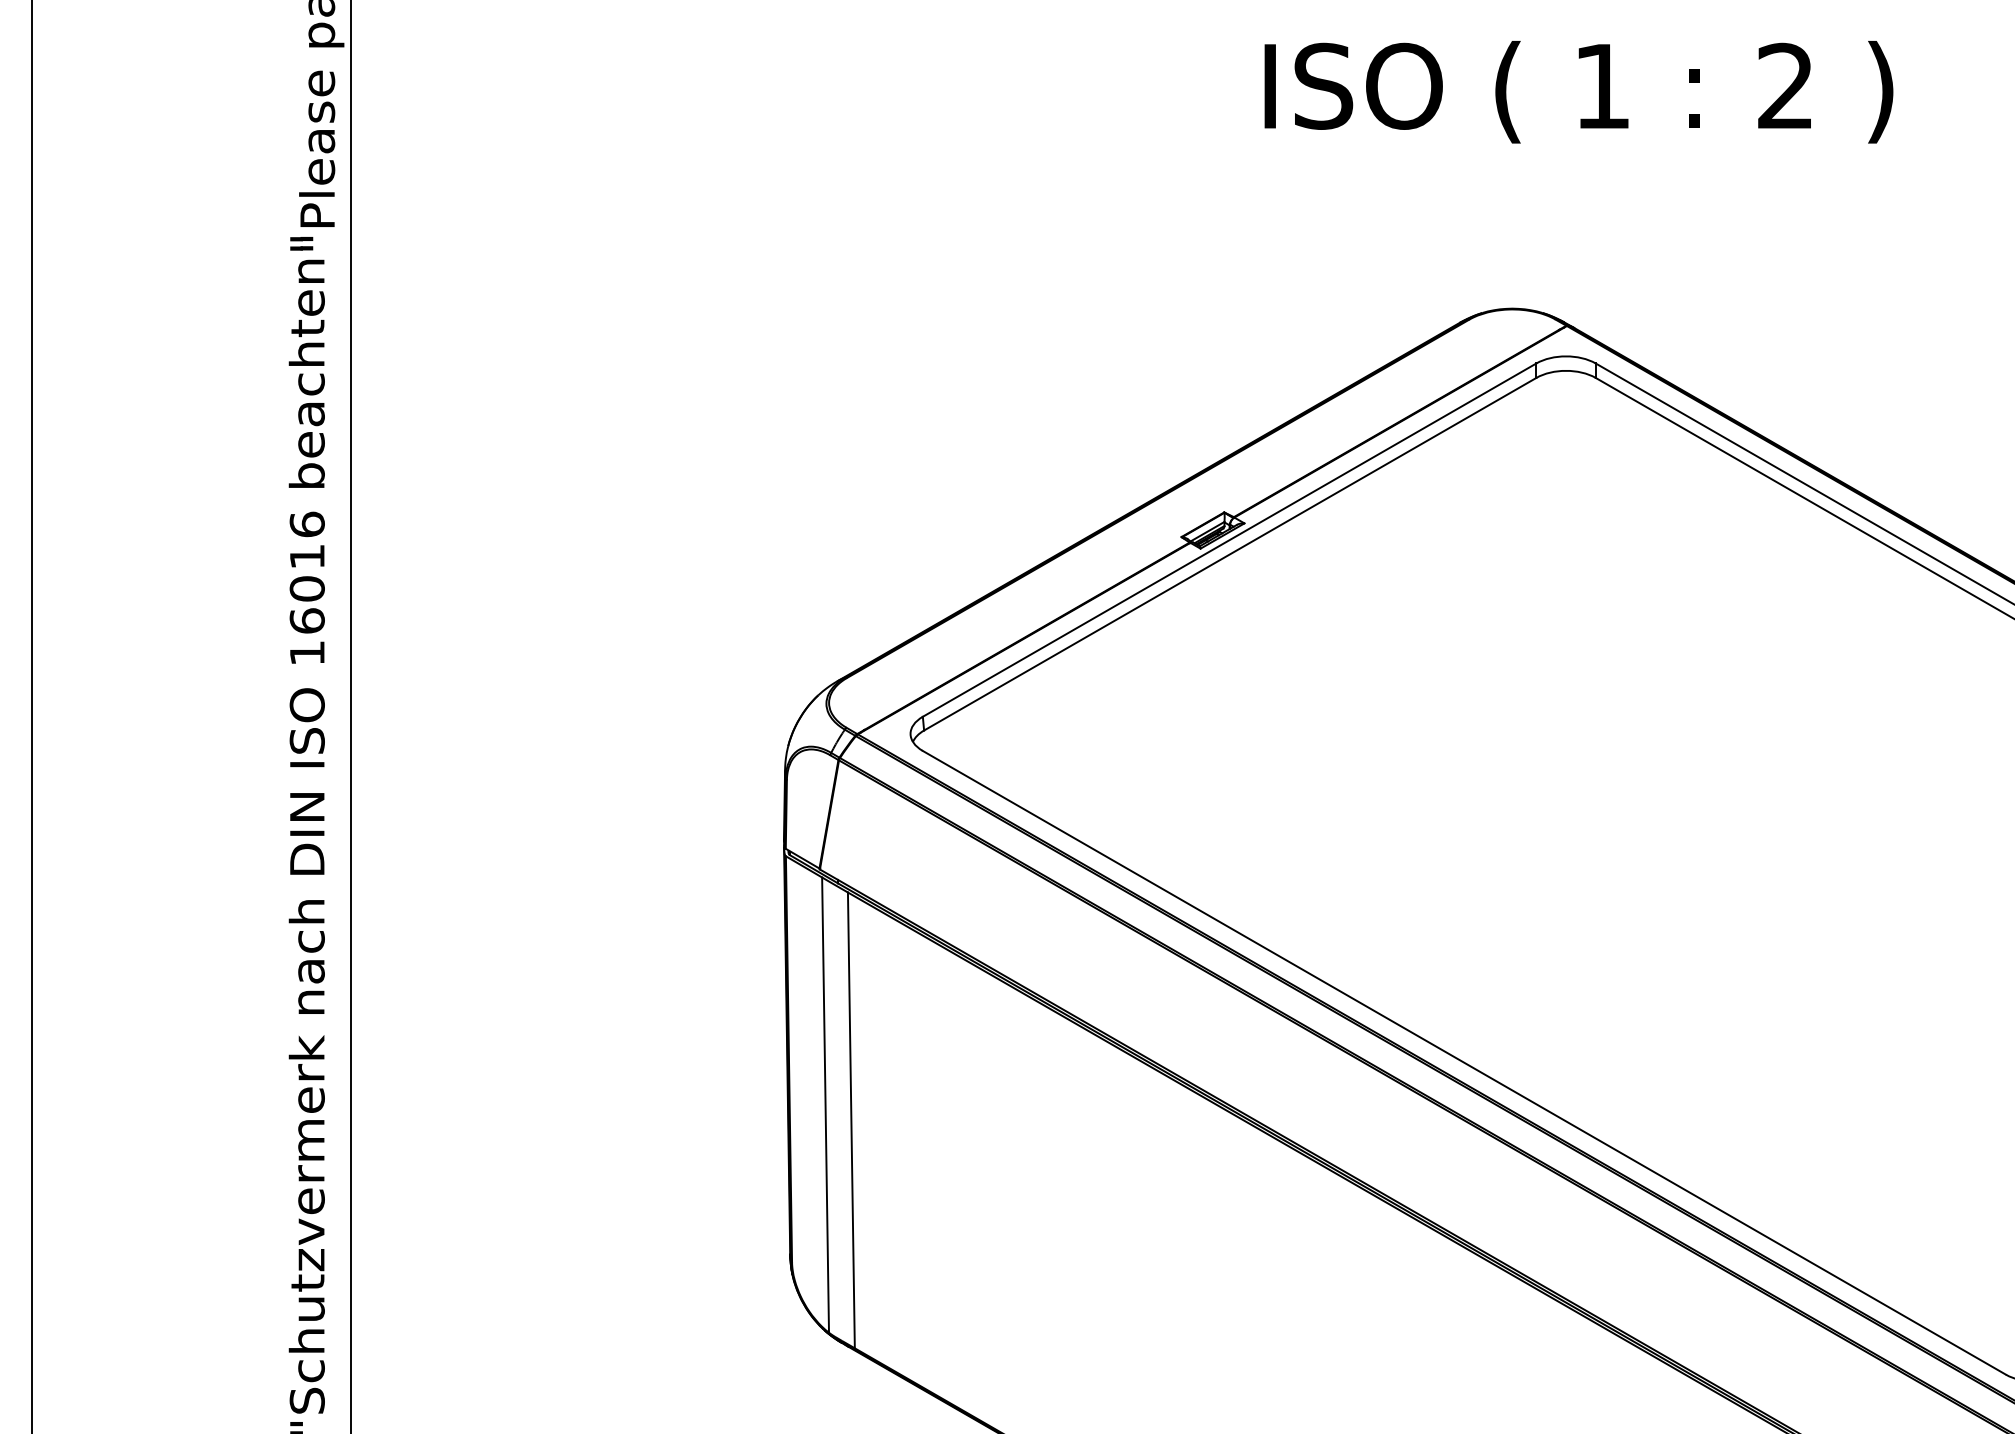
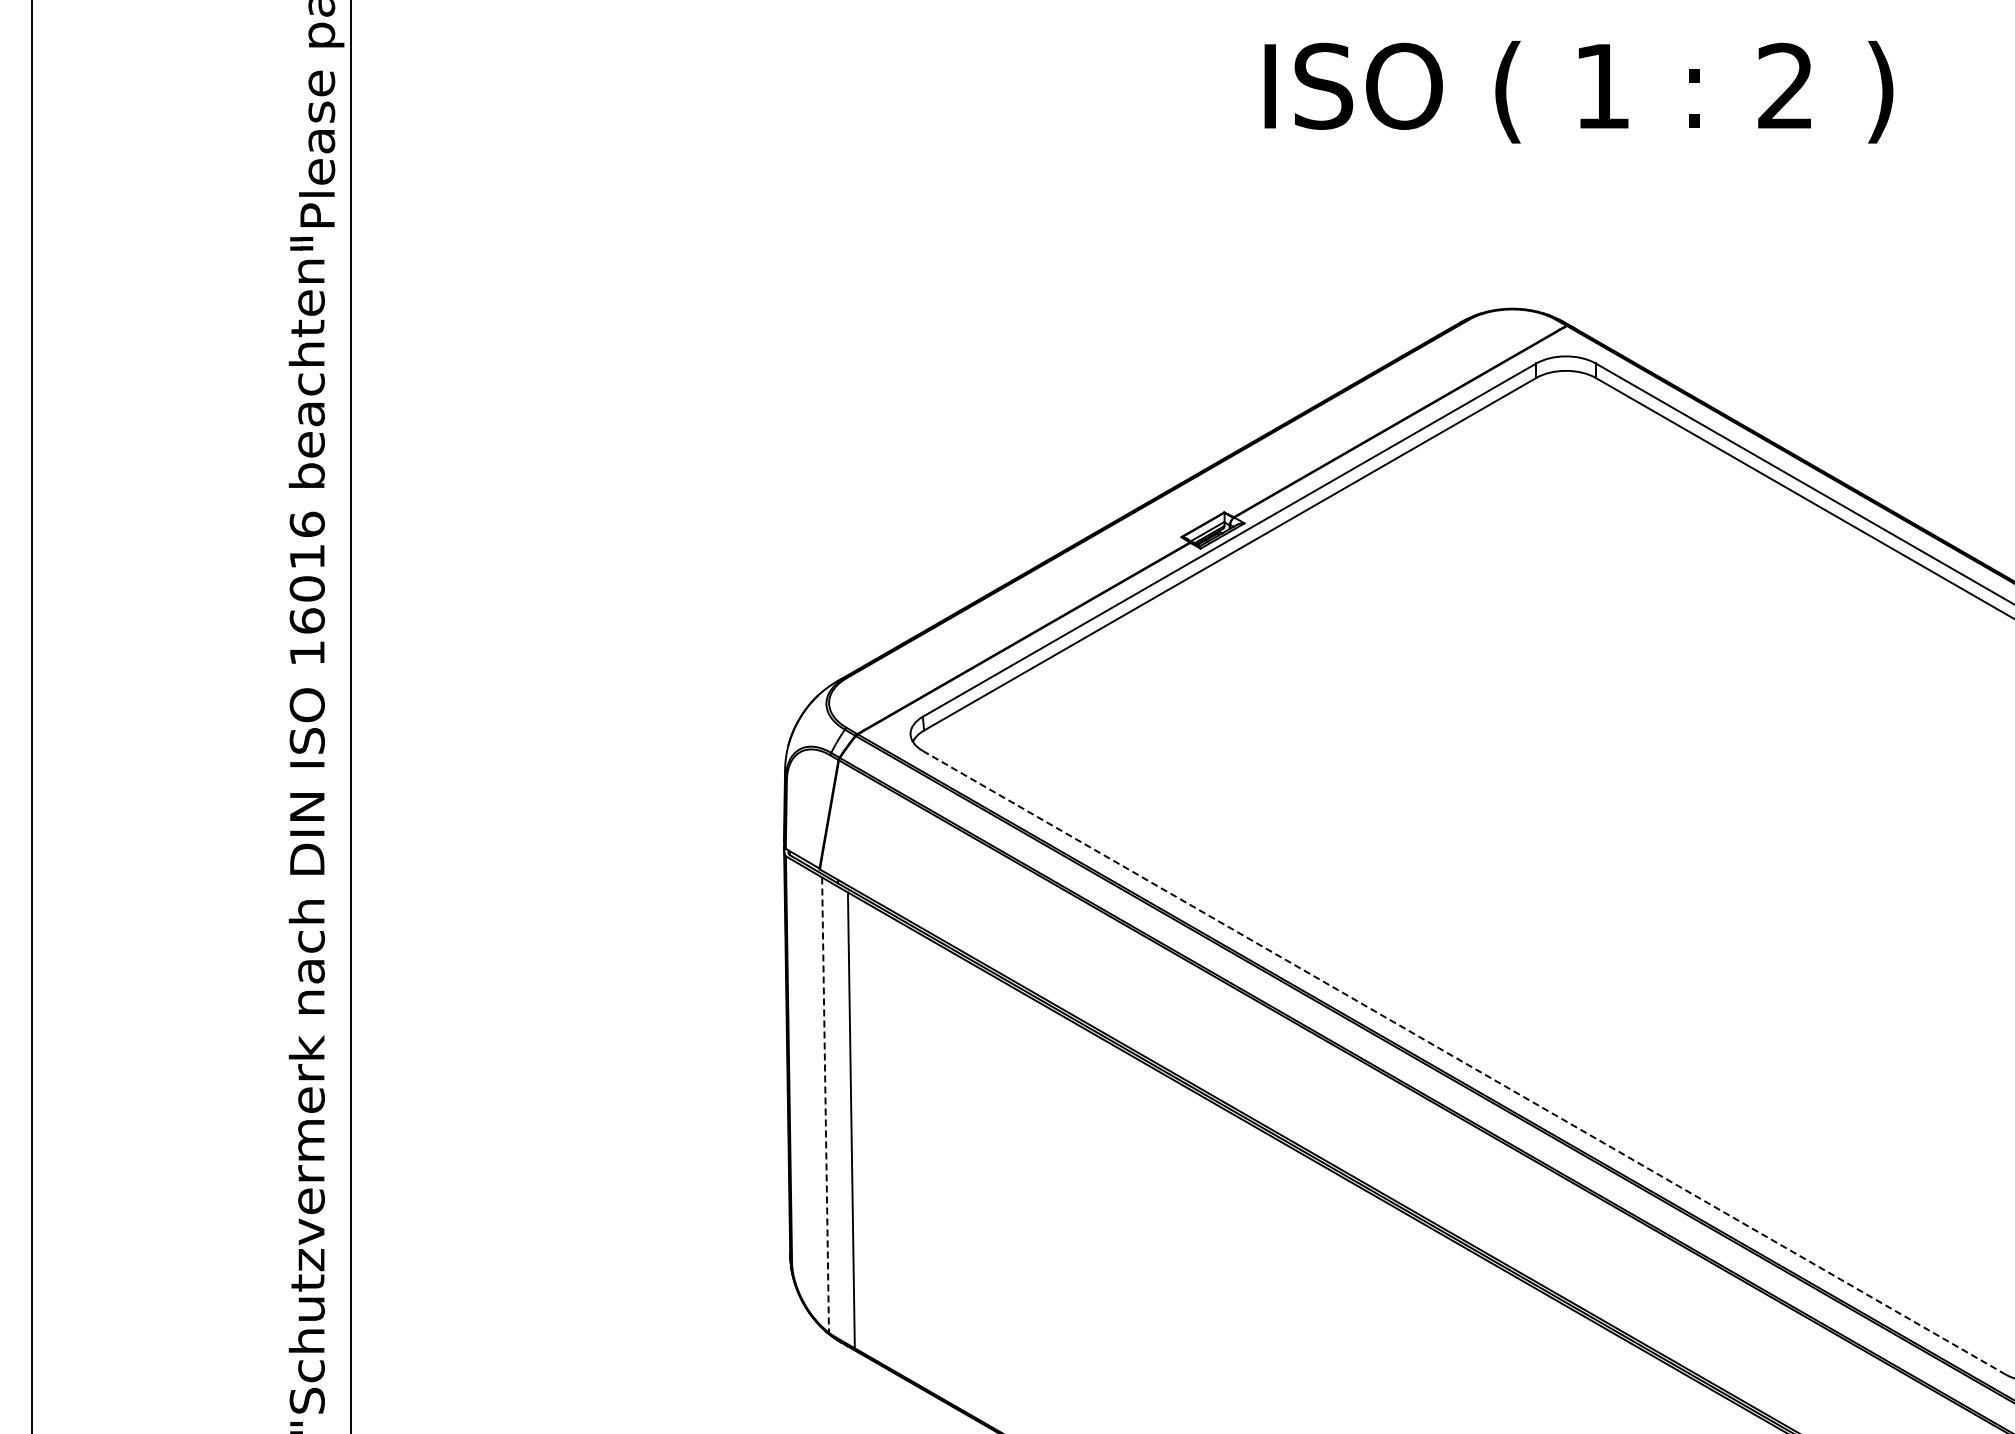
line: solid -> dashed (1464, 1062)
line: solid -> dashed (825, 1105)
